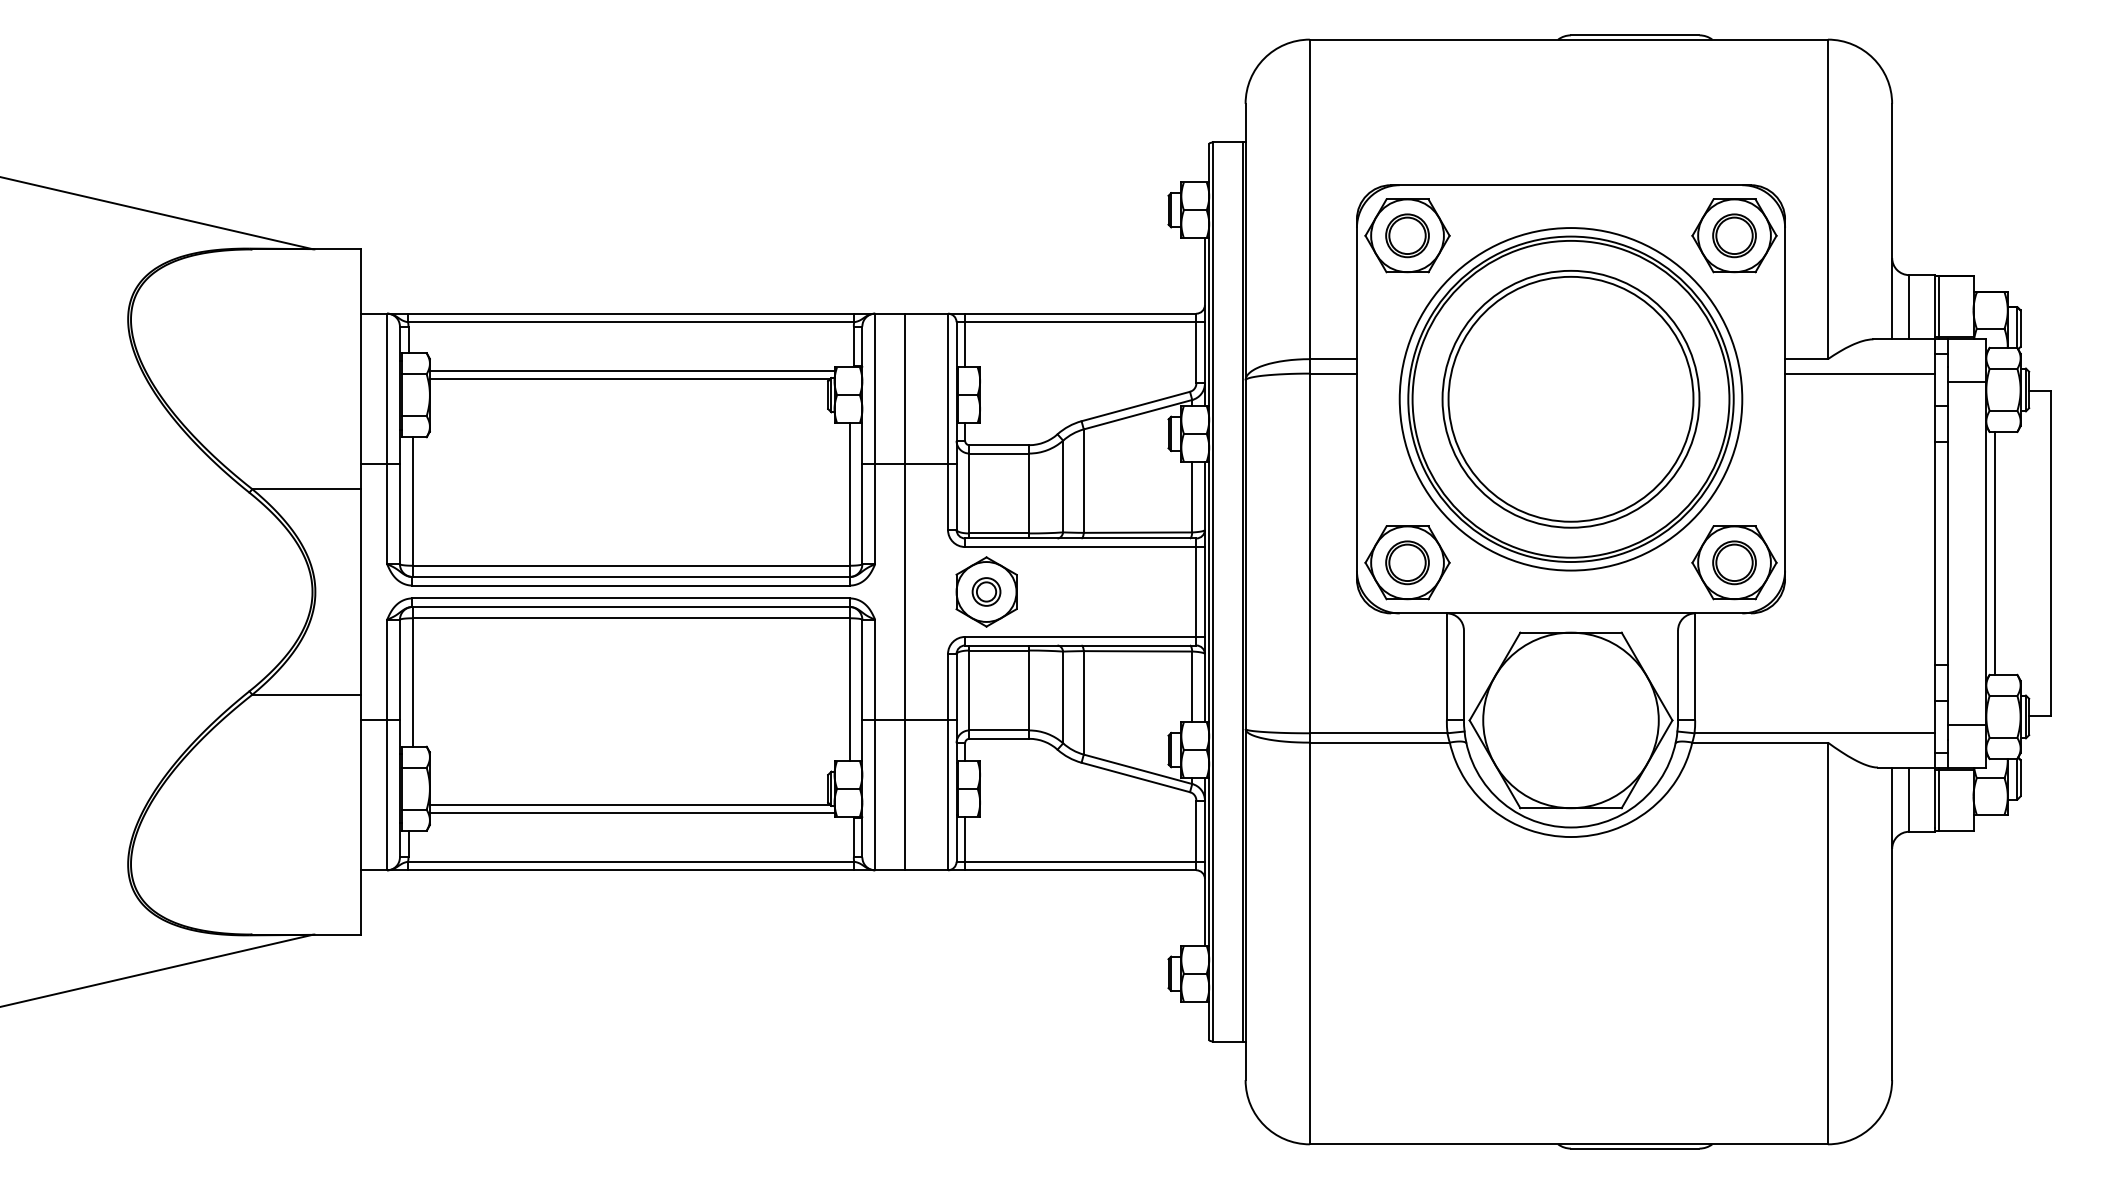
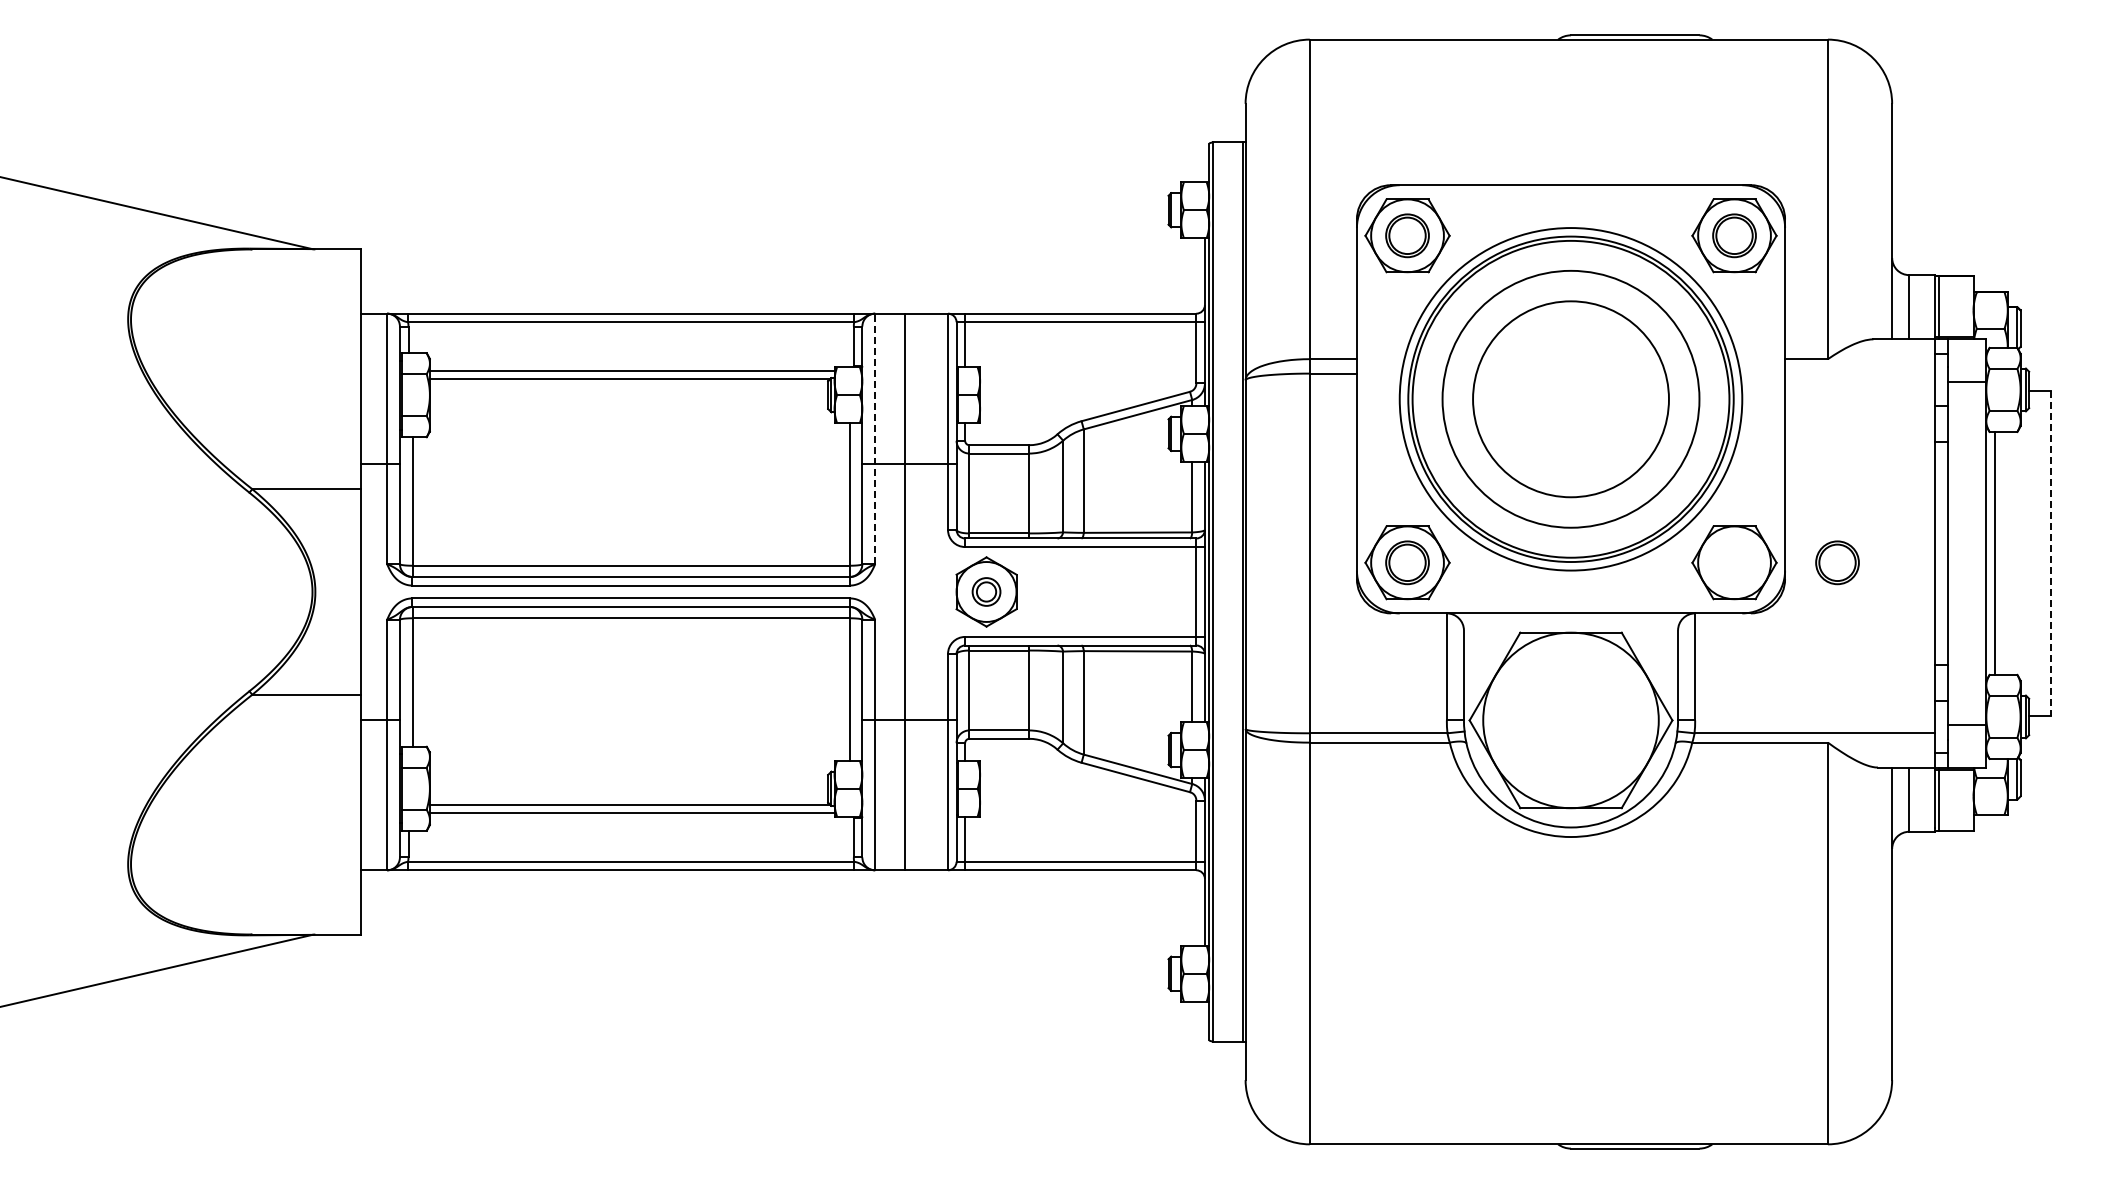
line: present -> none (1859, 373)
circle diameter: 245 px -> 196 px (1570, 399)
line: solid -> dashed (875, 438)
line: solid -> dashed (2050, 553)
part position: (1734, 562) -> (1837, 562) (1837, 562)
